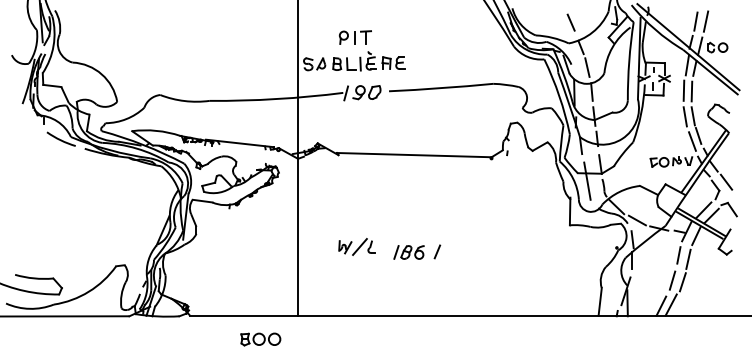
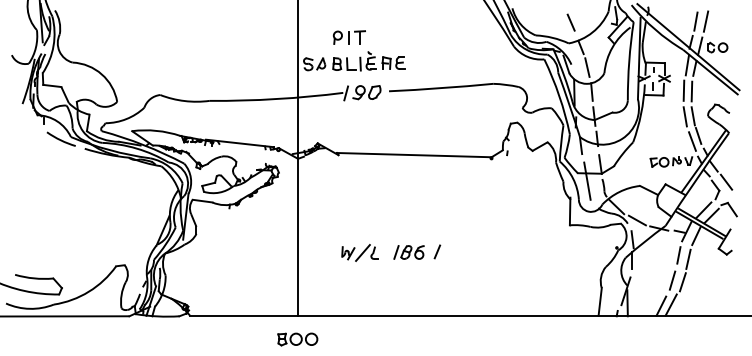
part position: (354, 37) -> (348, 37) (348, 37)
part position: (356, 246) -> (359, 252) (359, 252)
part position: (260, 339) -> (297, 339) (297, 339)
